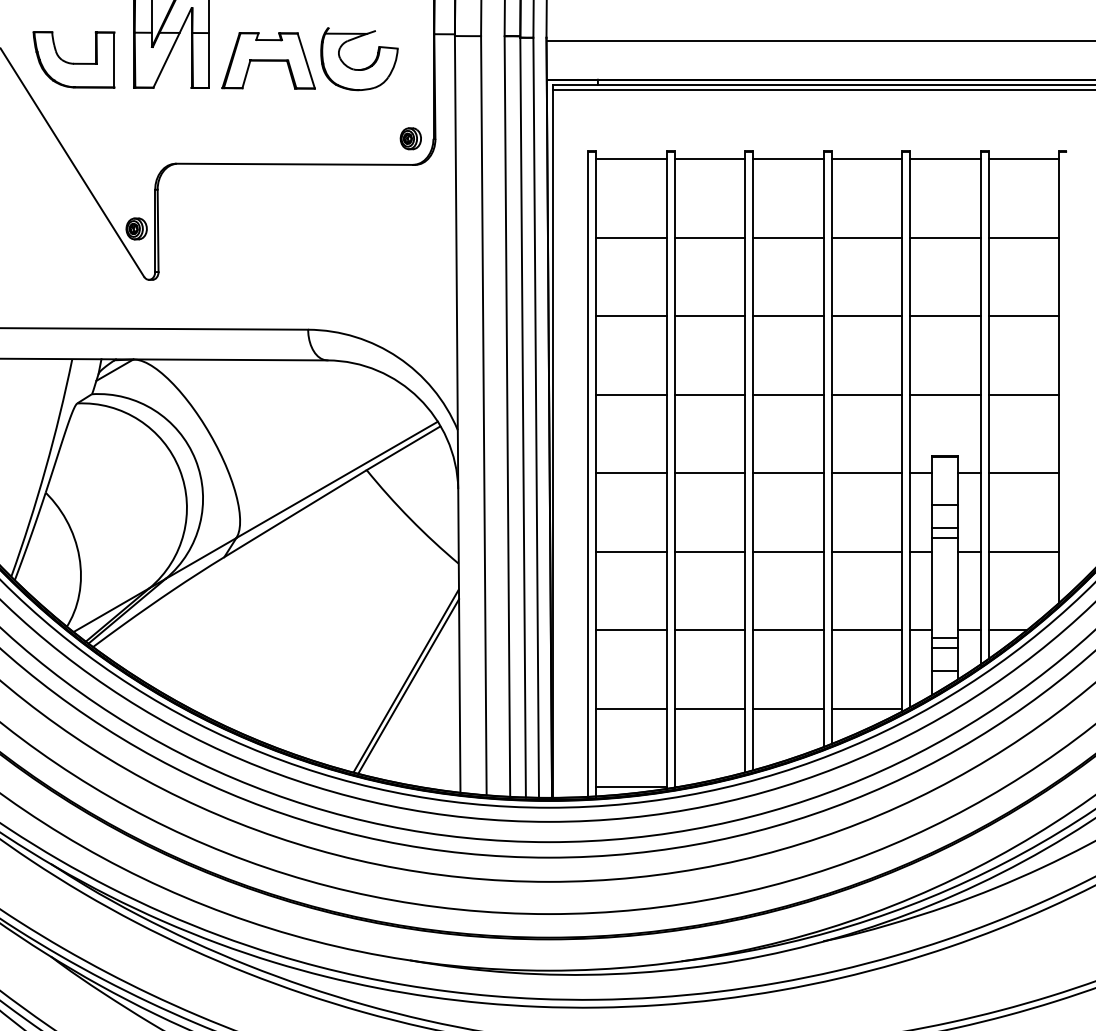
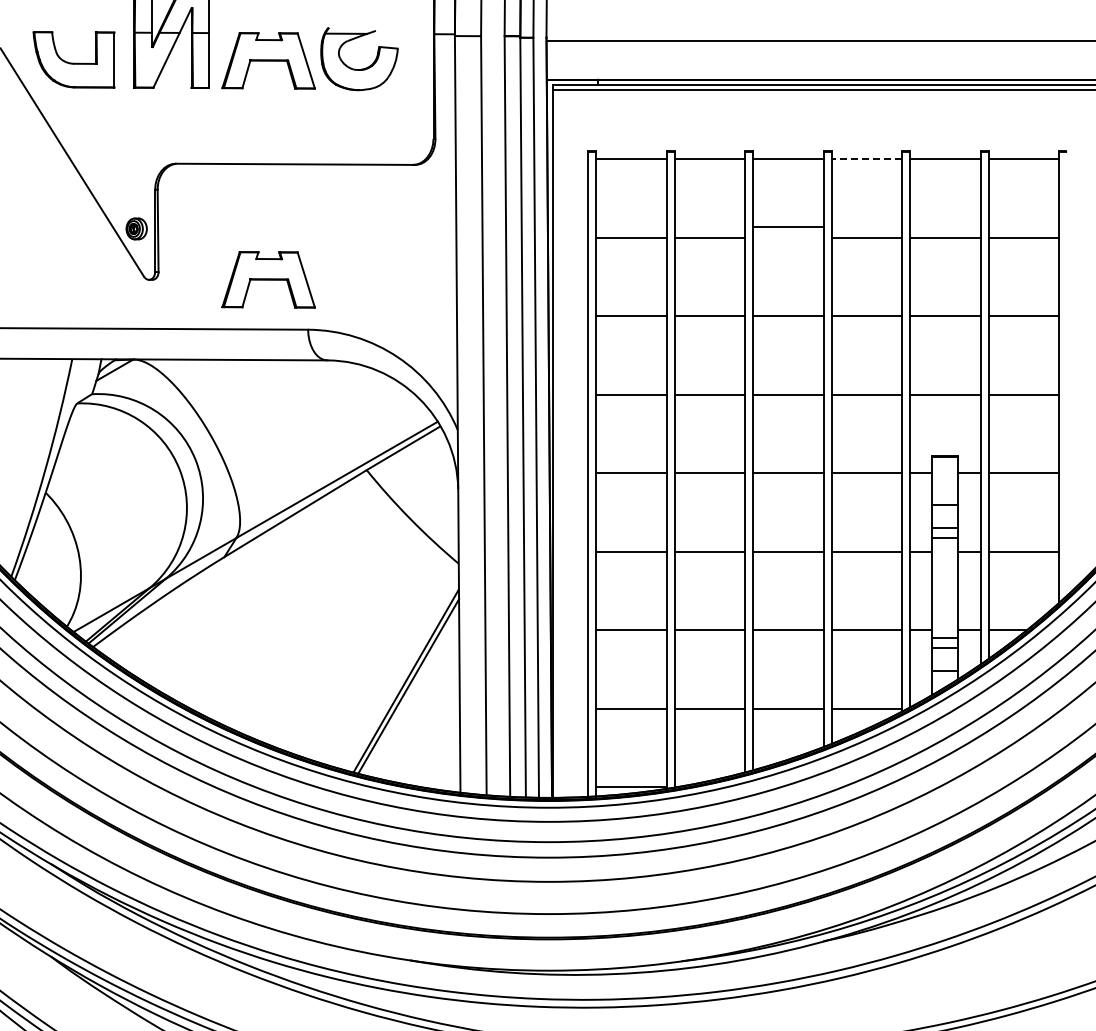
part: present -> none (410, 138)
line: solid -> dashed (866, 159)
line position: (788, 237) -> (788, 226) (788, 226)
part: none -> present (268, 279)
